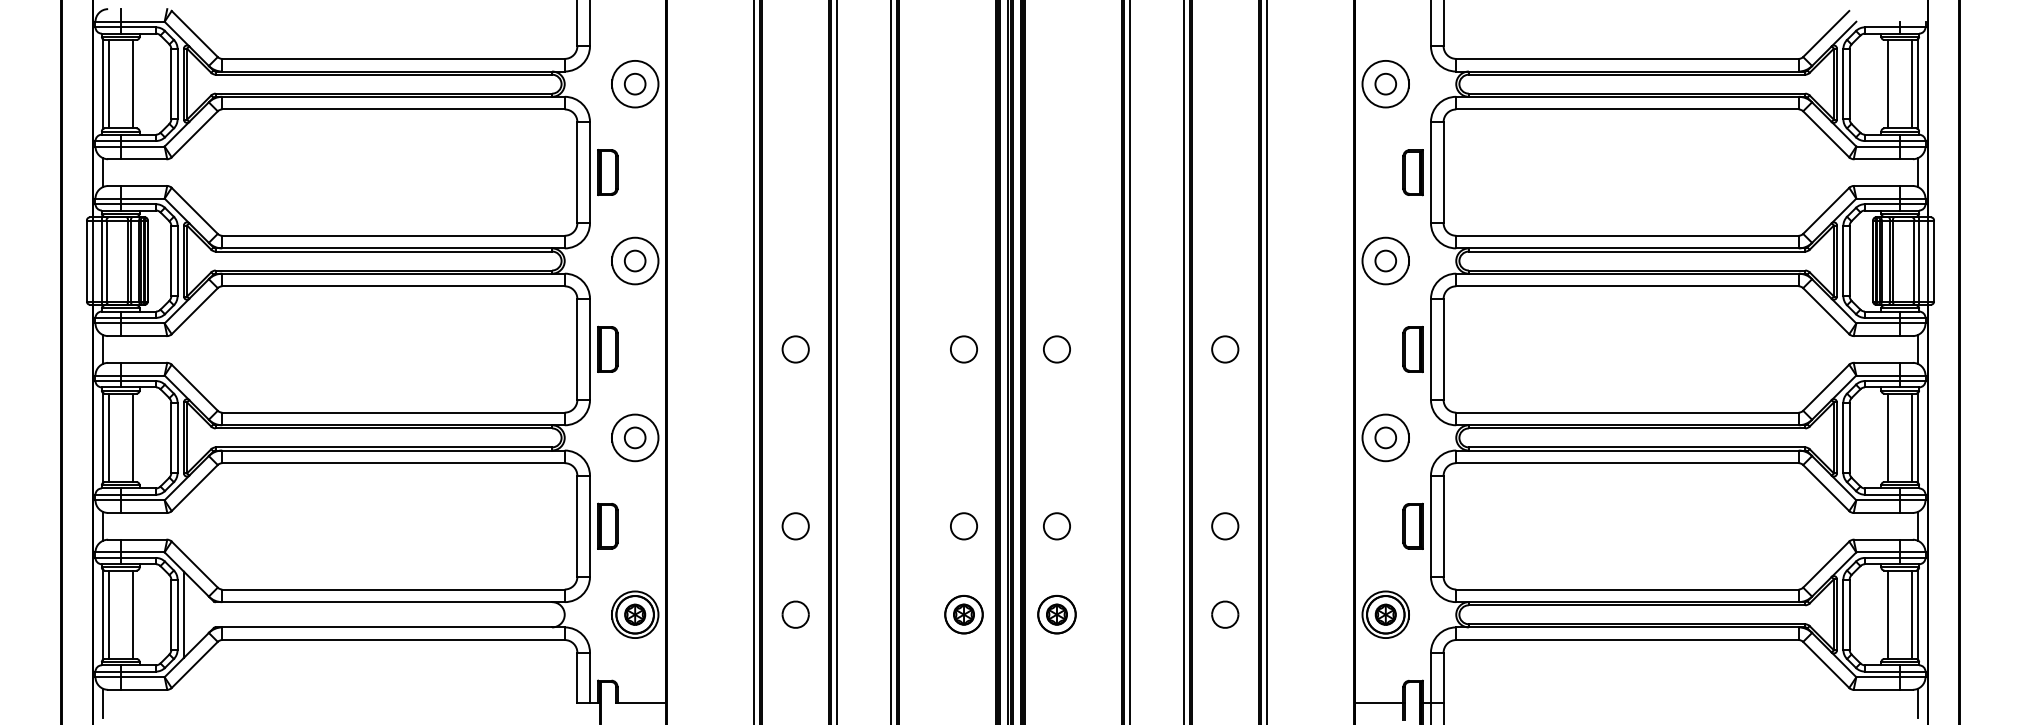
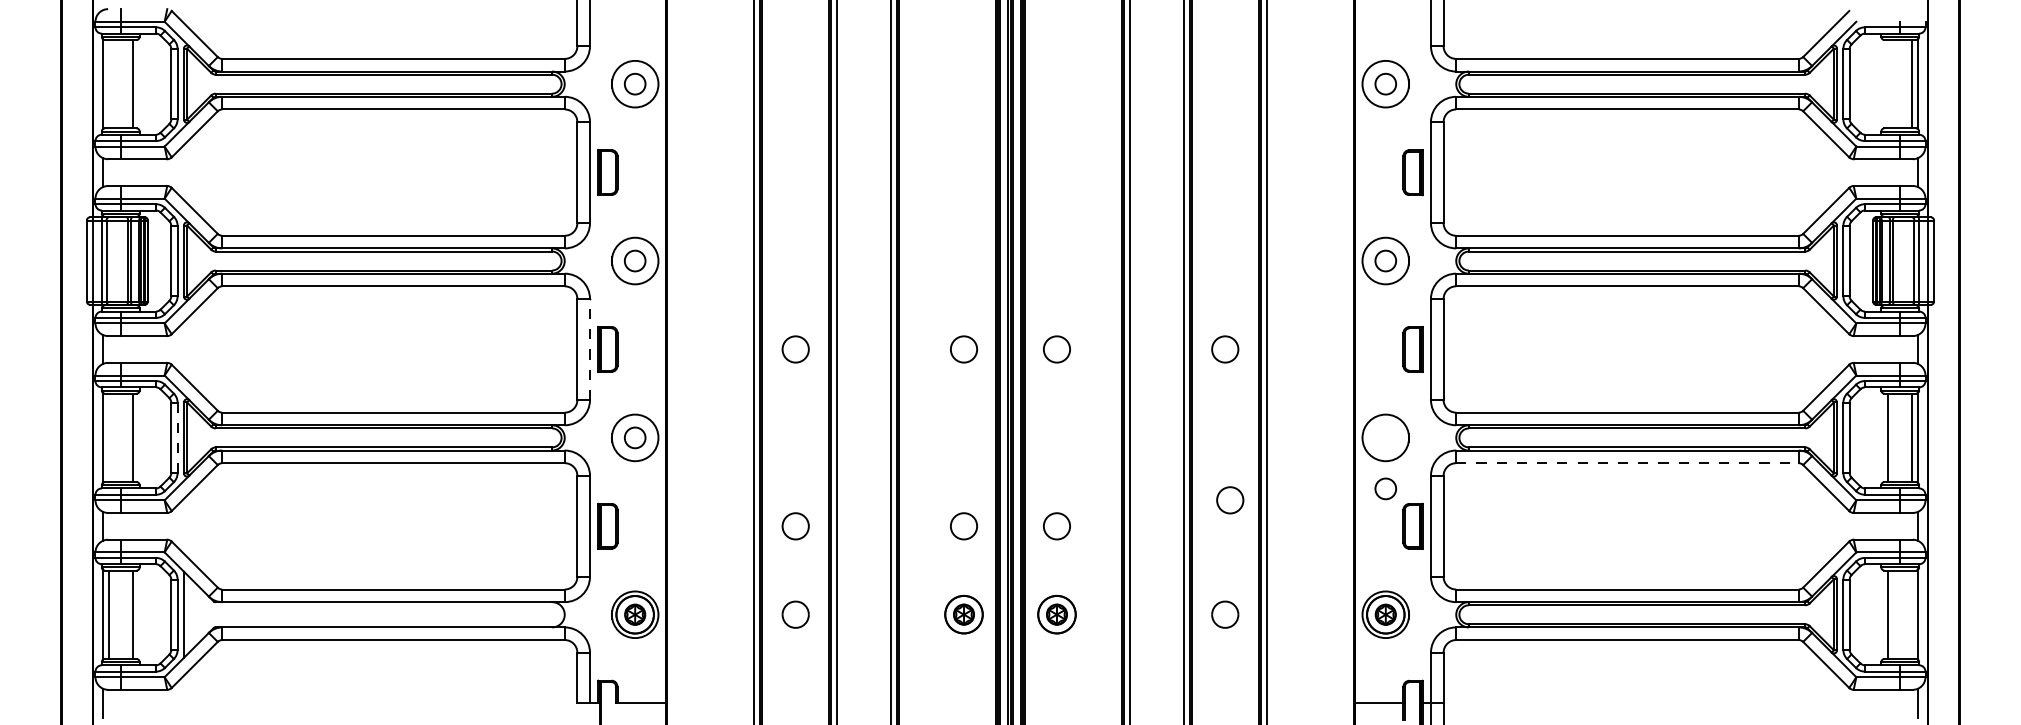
line: present -> none (108, 83)
line: present -> none (1888, 83)
line: solid -> dashed (590, 349)
line: present -> none (108, 437)
line: solid -> dashed (177, 437)
circle position: (1385, 437) -> (1385, 488) (1385, 488)
line: solid -> dashed (1627, 463)
circle position: (1225, 526) -> (1230, 500) (1230, 500)
line: present -> none (1912, 614)
